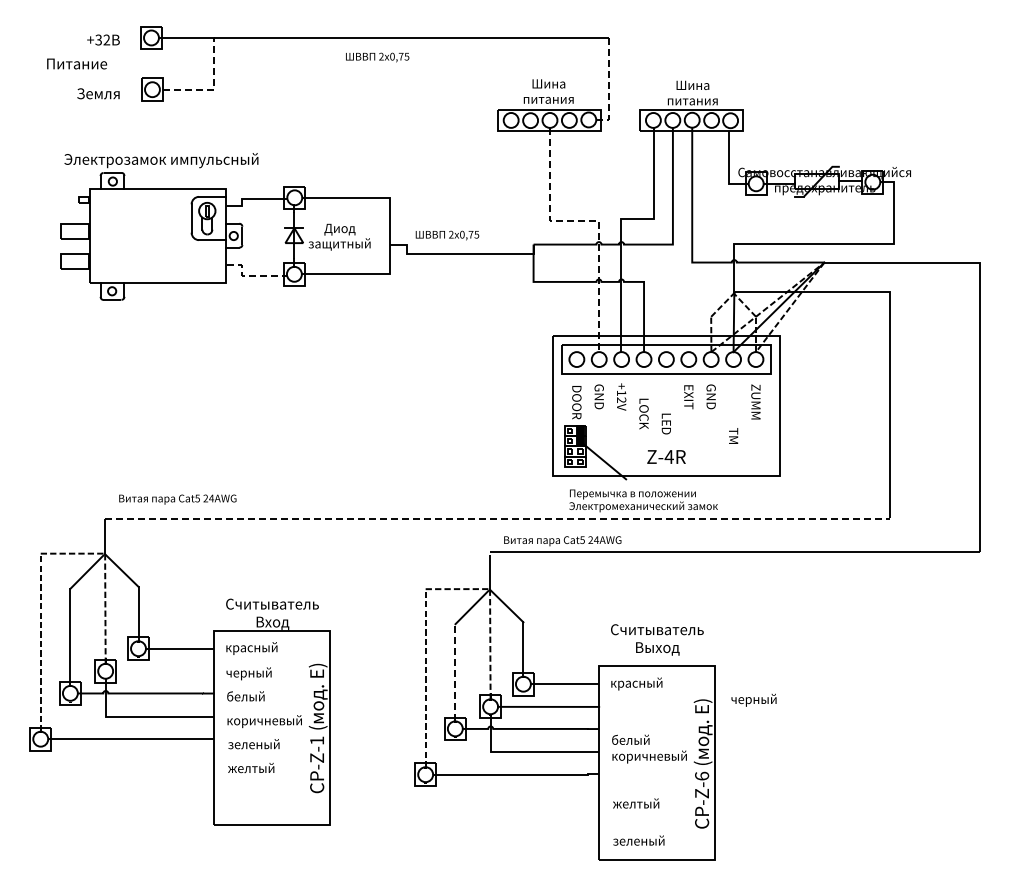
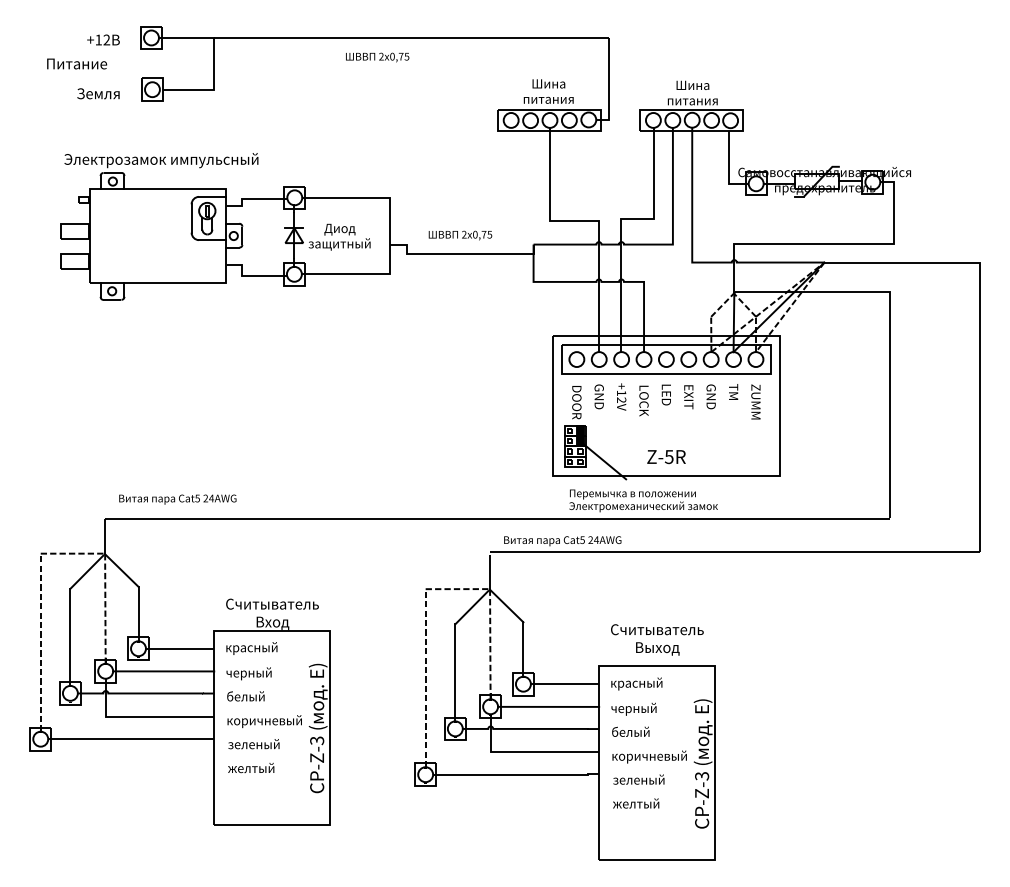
text: +32 -> +12 (98, 39)
line: dashed -> solid (608, 86)
line: dashed -> solid (214, 89)
line: dashed -> solid (593, 220)
text position: (447, 235) -> (460, 235) (460, 235)
line: dashed -> solid (250, 276)
text position: (643, 413) -> (643, 400) (643, 400)
text position: (665, 423) -> (665, 394) (665, 394)
text position: (733, 435) -> (733, 391) (733, 391)
text: Z-4R -> Z-5R (668, 457)
line: dashed -> solid (498, 519)
line: none -> present (163, 671)
line: dashed -> solid (455, 671)
text position: (753, 699) -> (633, 708) (633, 708)
text position: (630, 739) -> (630, 731) (630, 731)
text: CP-Z-1 -> CP-Z-3 (317, 740)
text: CP-Z-6 -> CP-Z-3 (702, 775)
text position: (638, 840) -> (638, 779) (638, 779)
